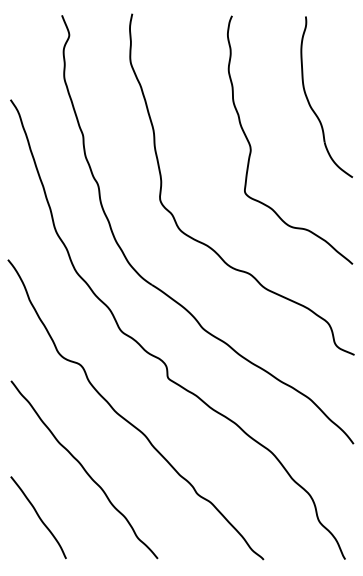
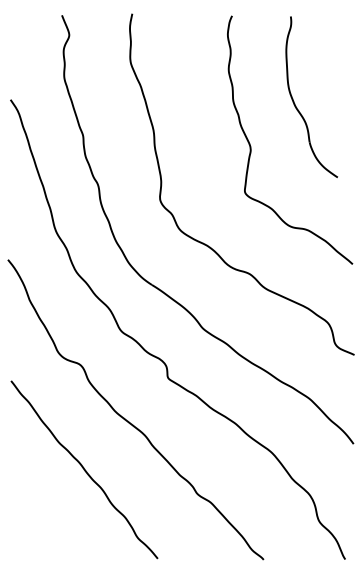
part position: (310, 103) -> (295, 103) (295, 103)
curve: present -> none (38, 517)
